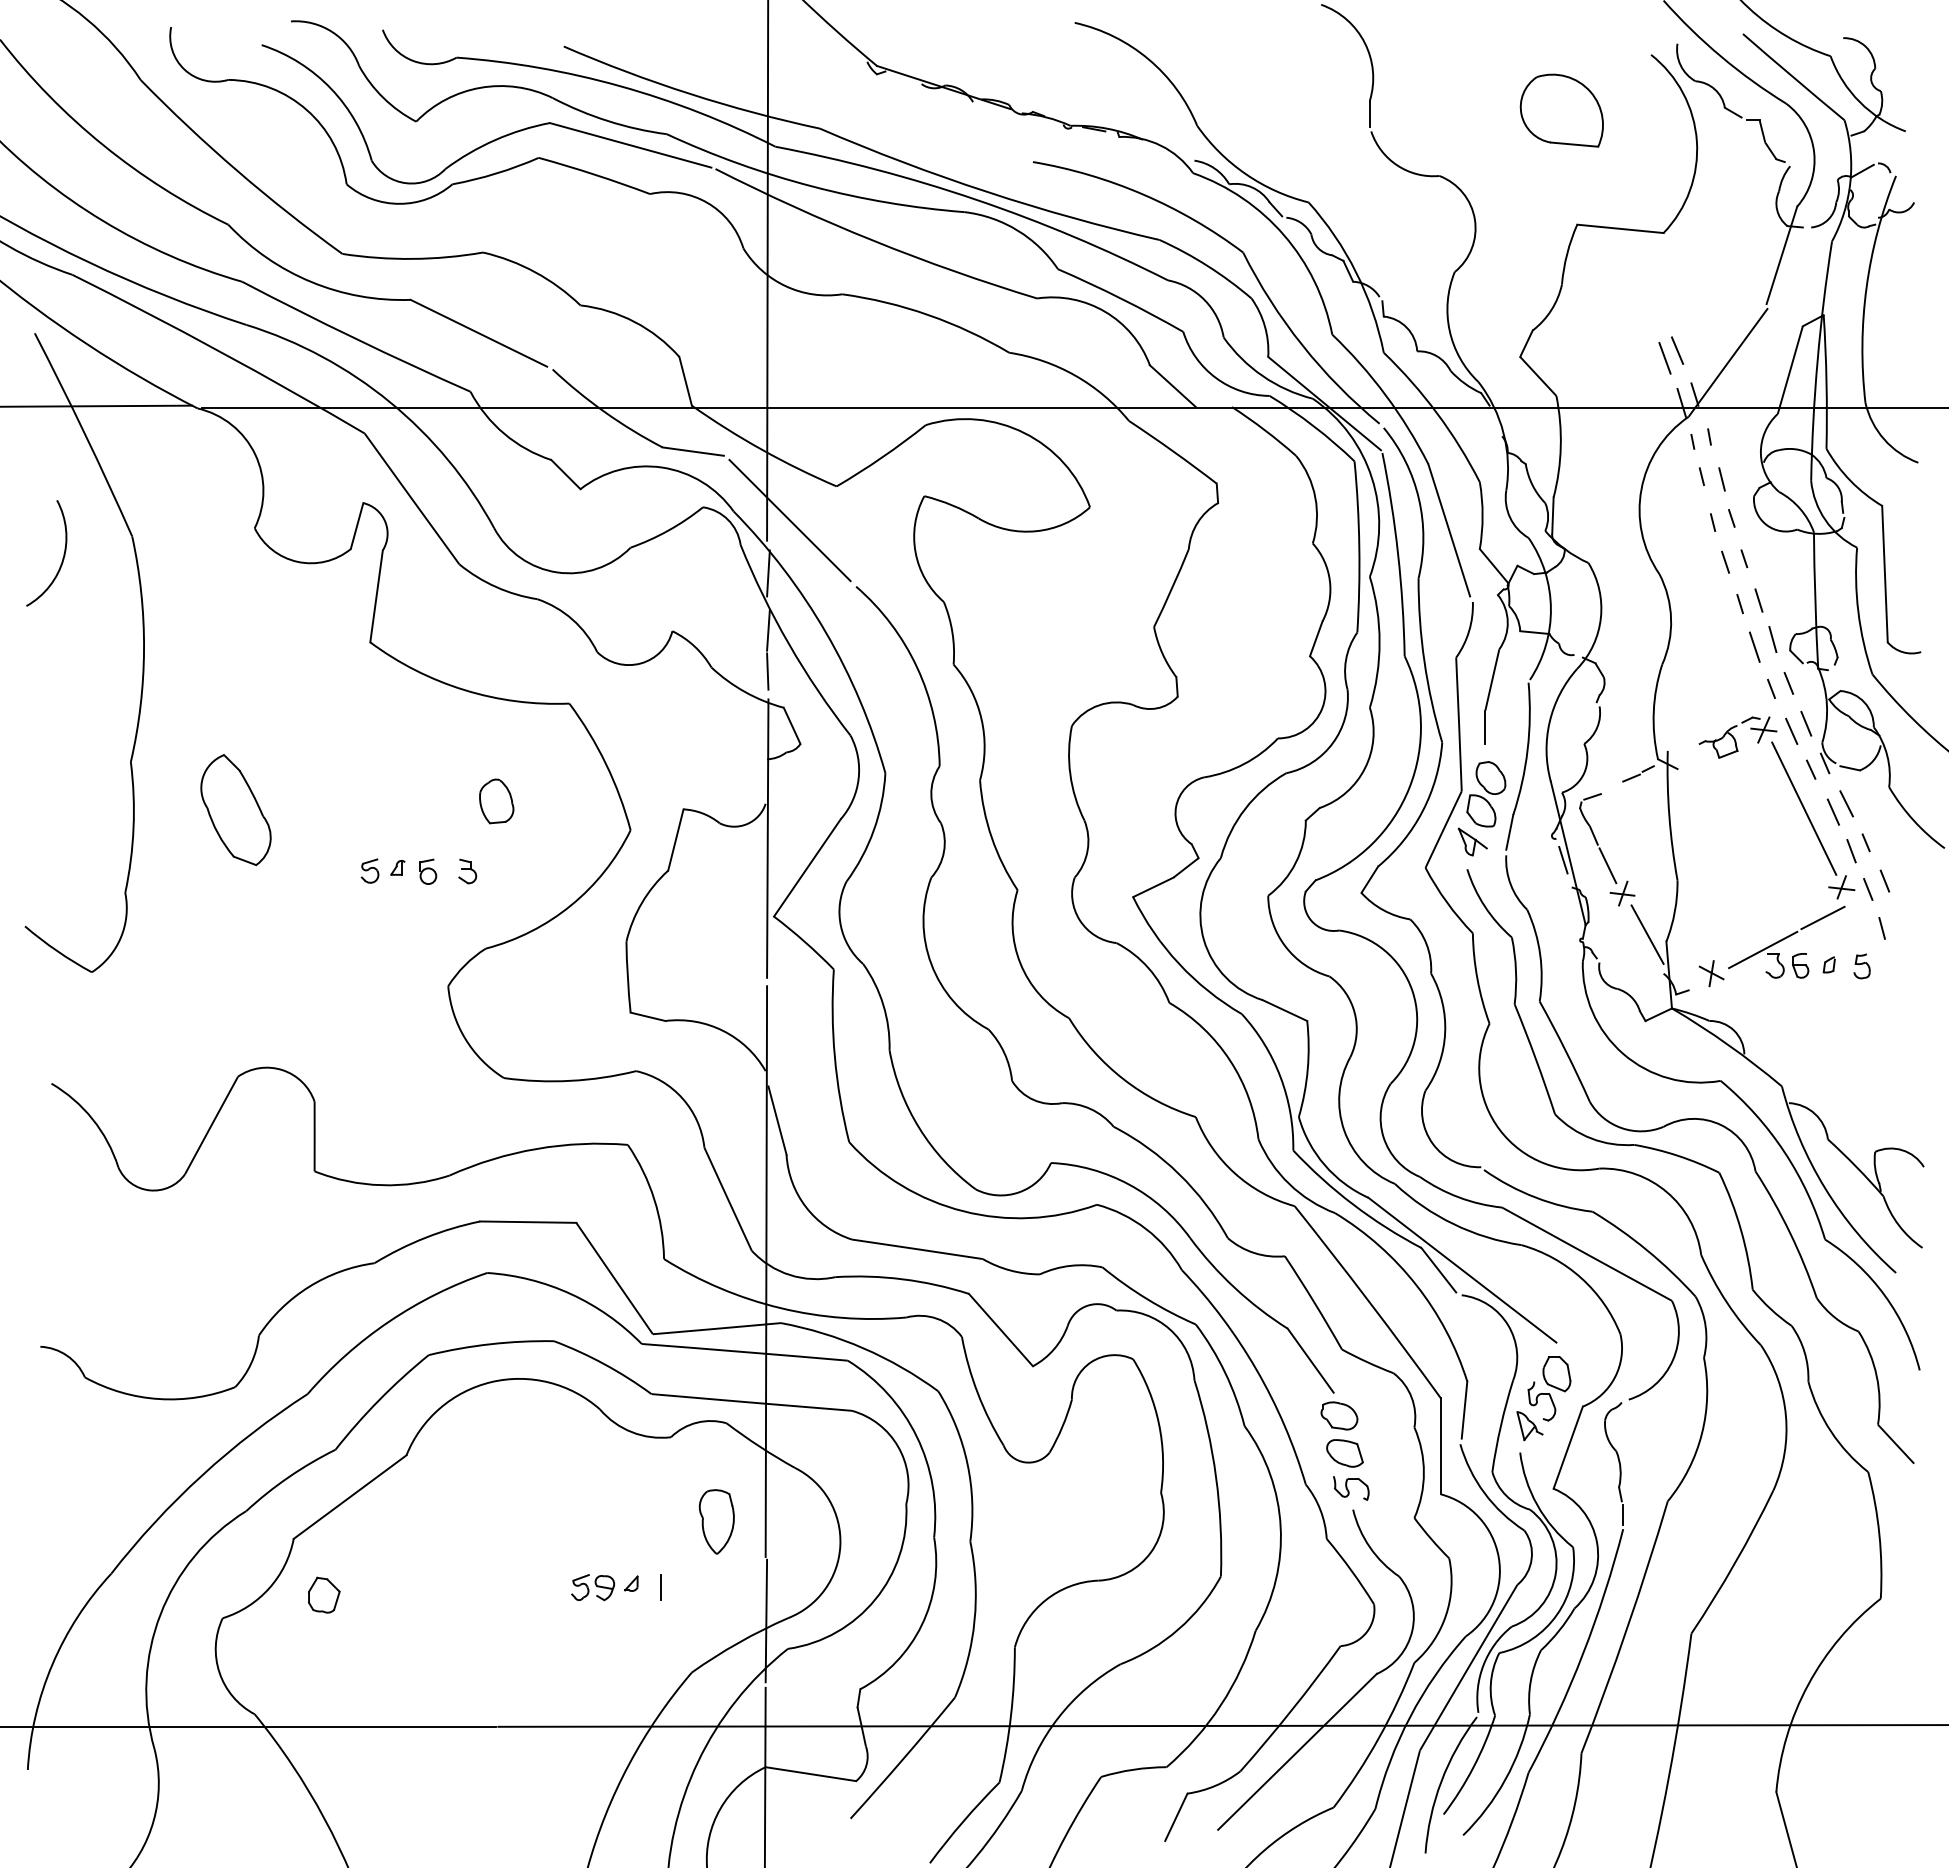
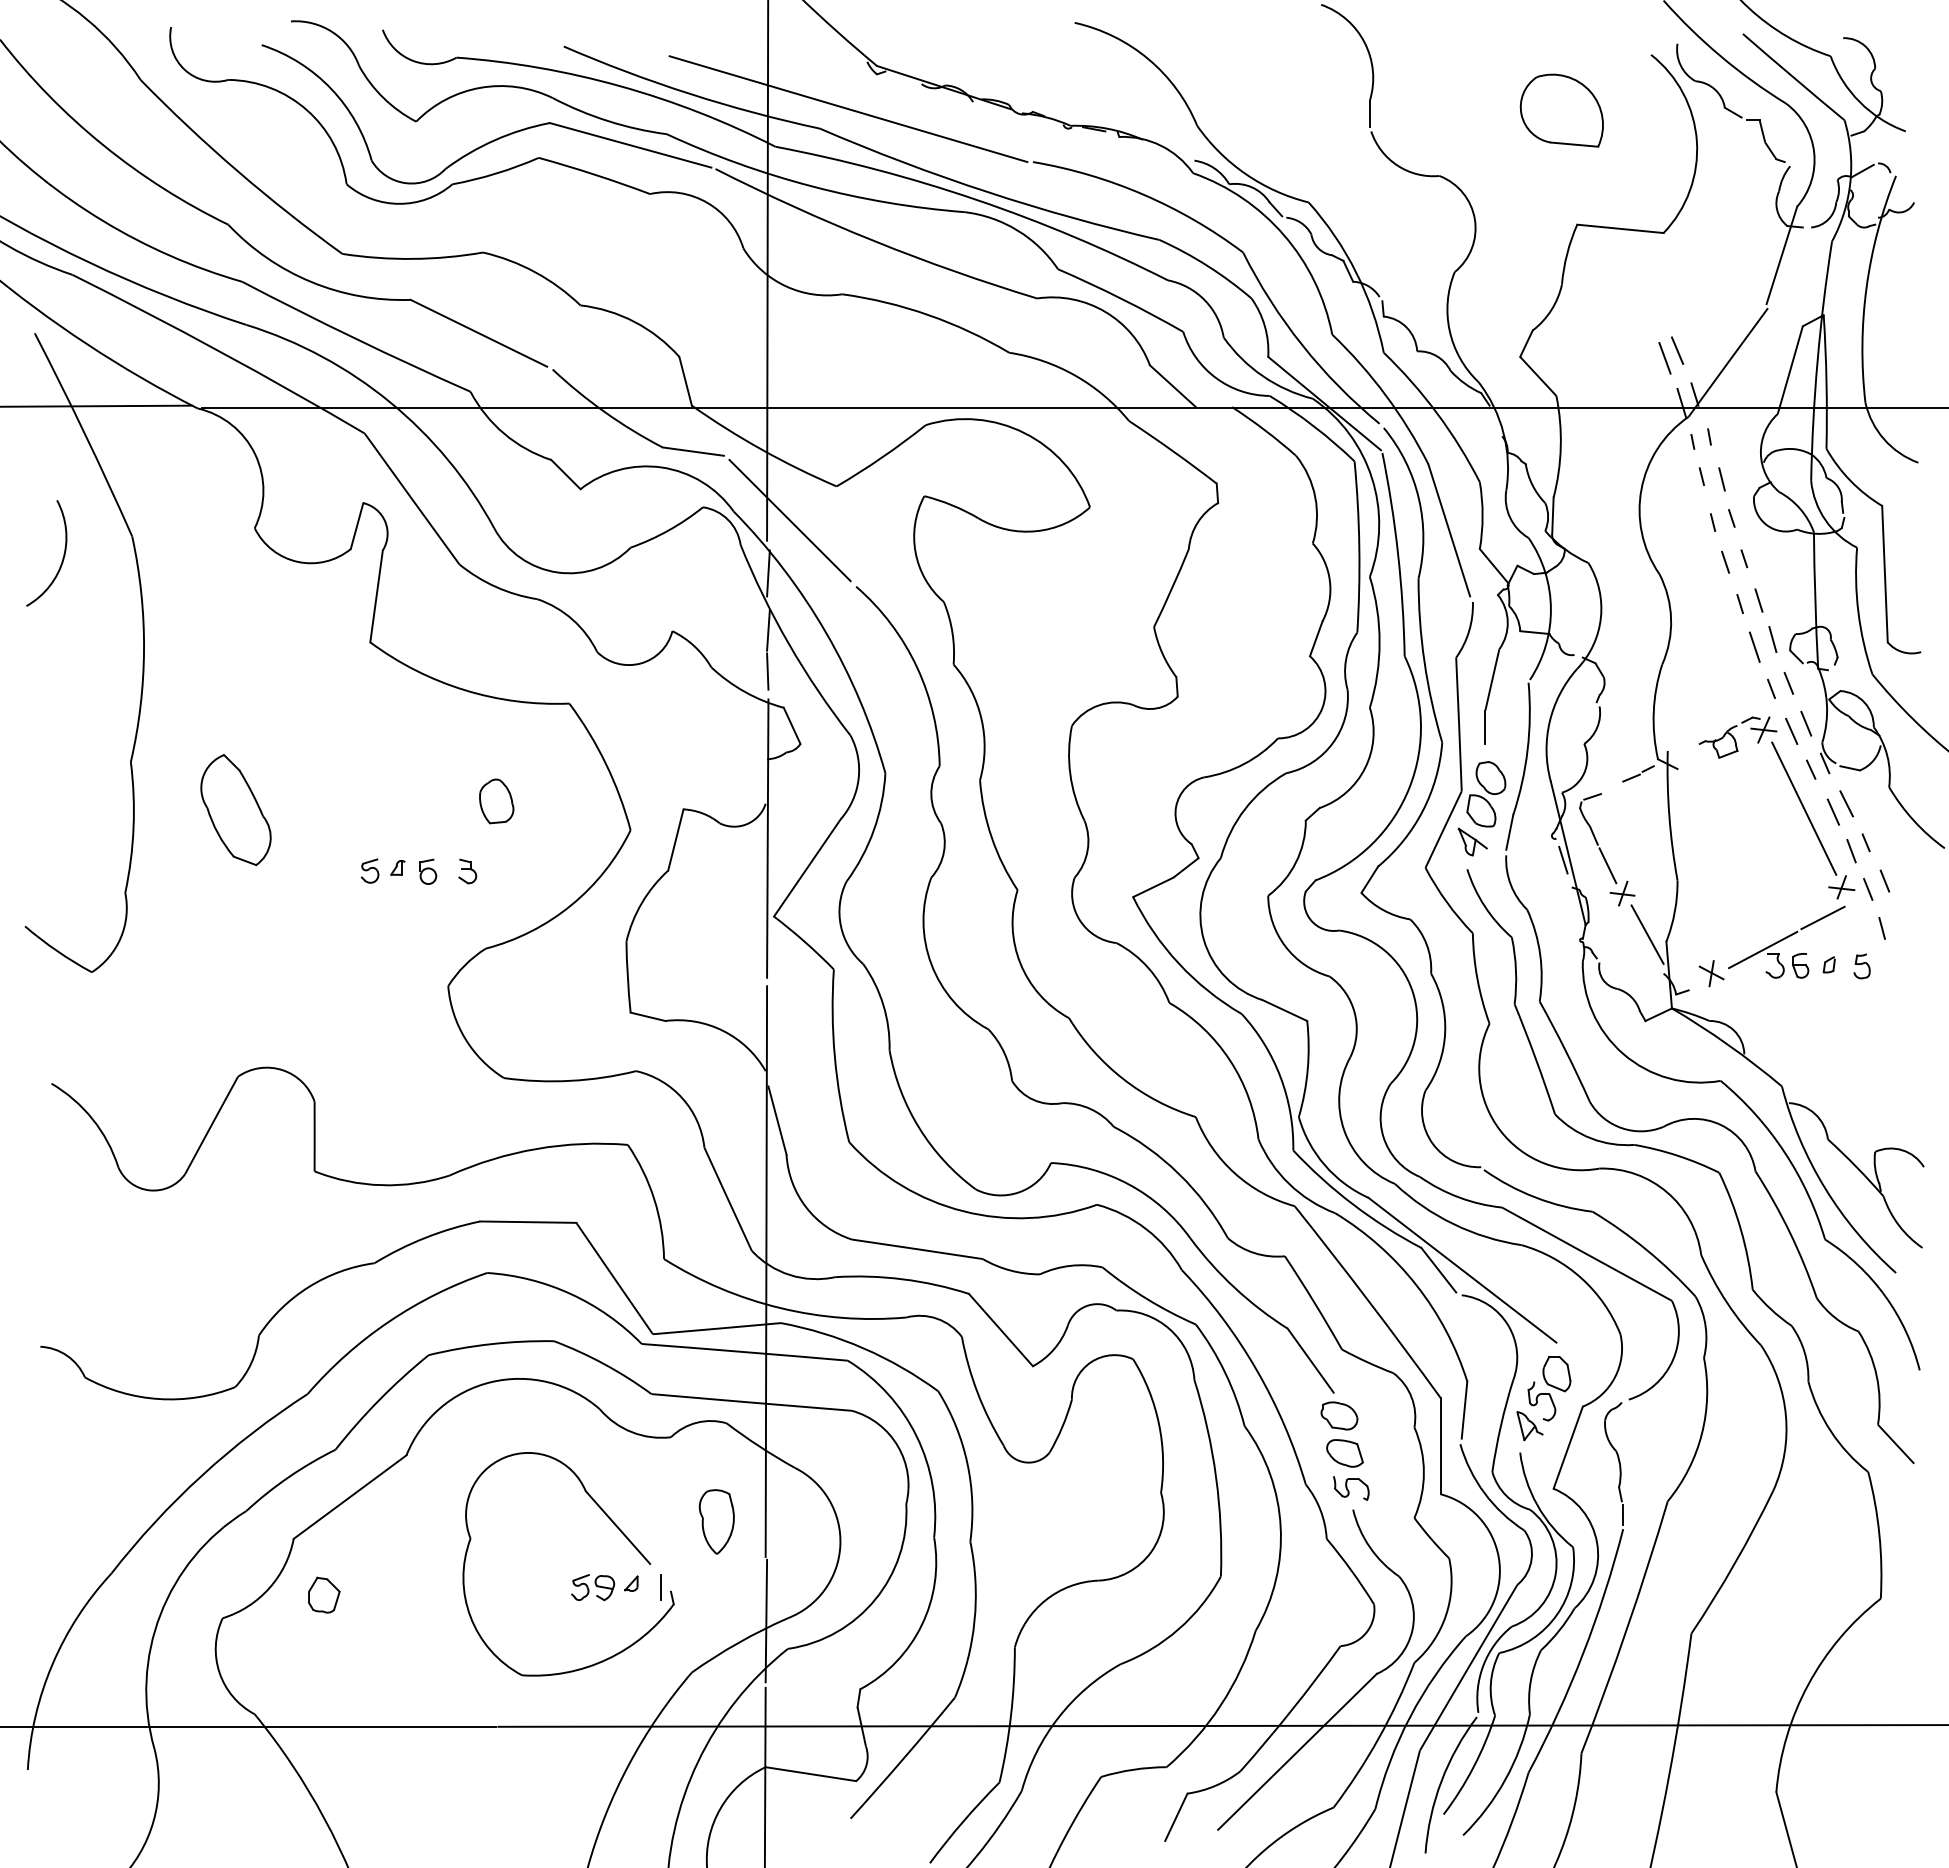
line: none -> present (848, 109)
part: none -> present (613, 1524)
